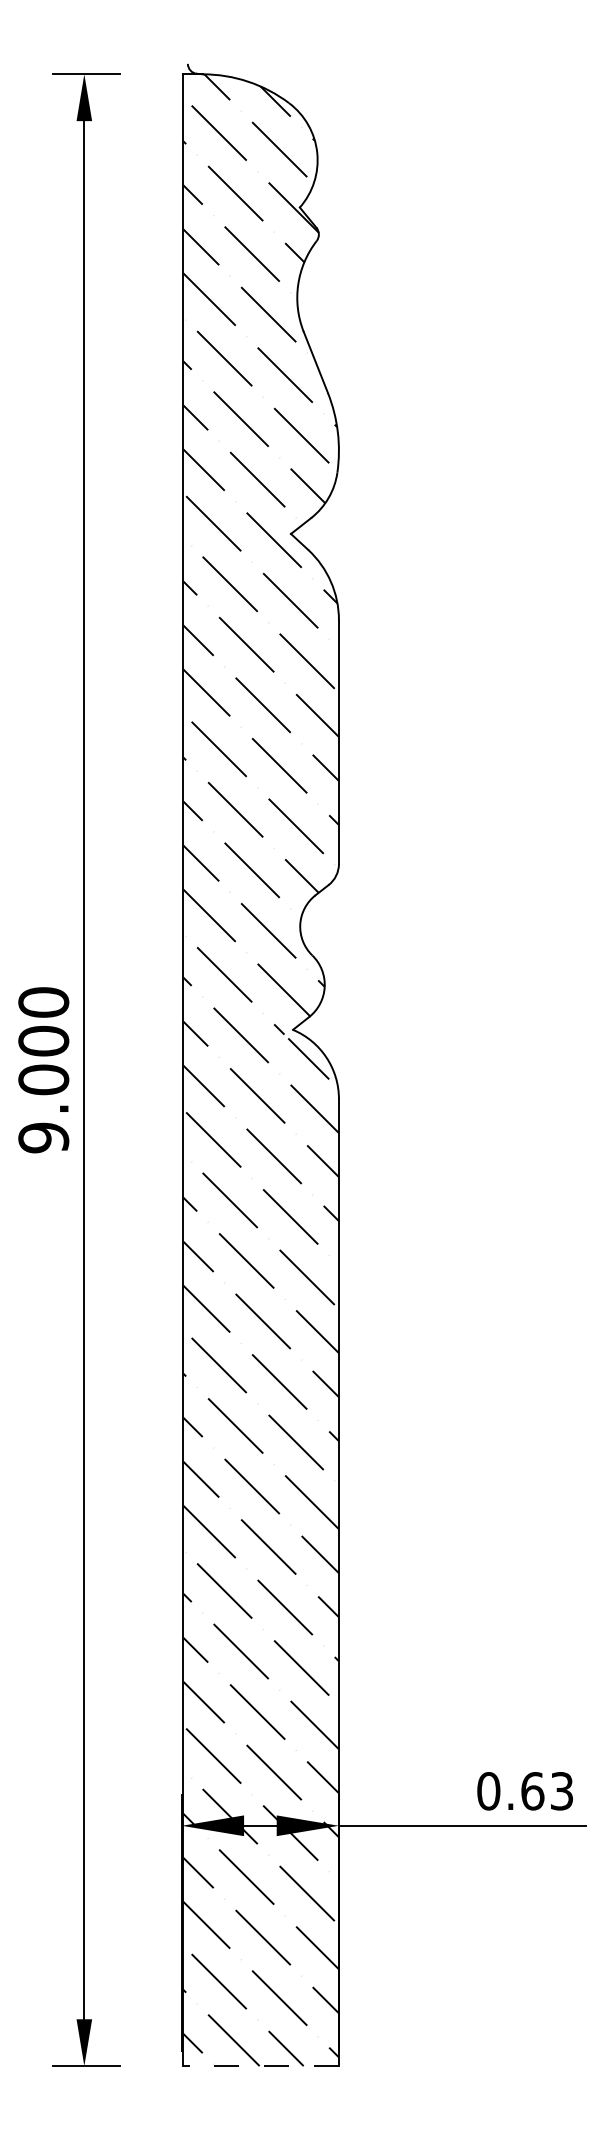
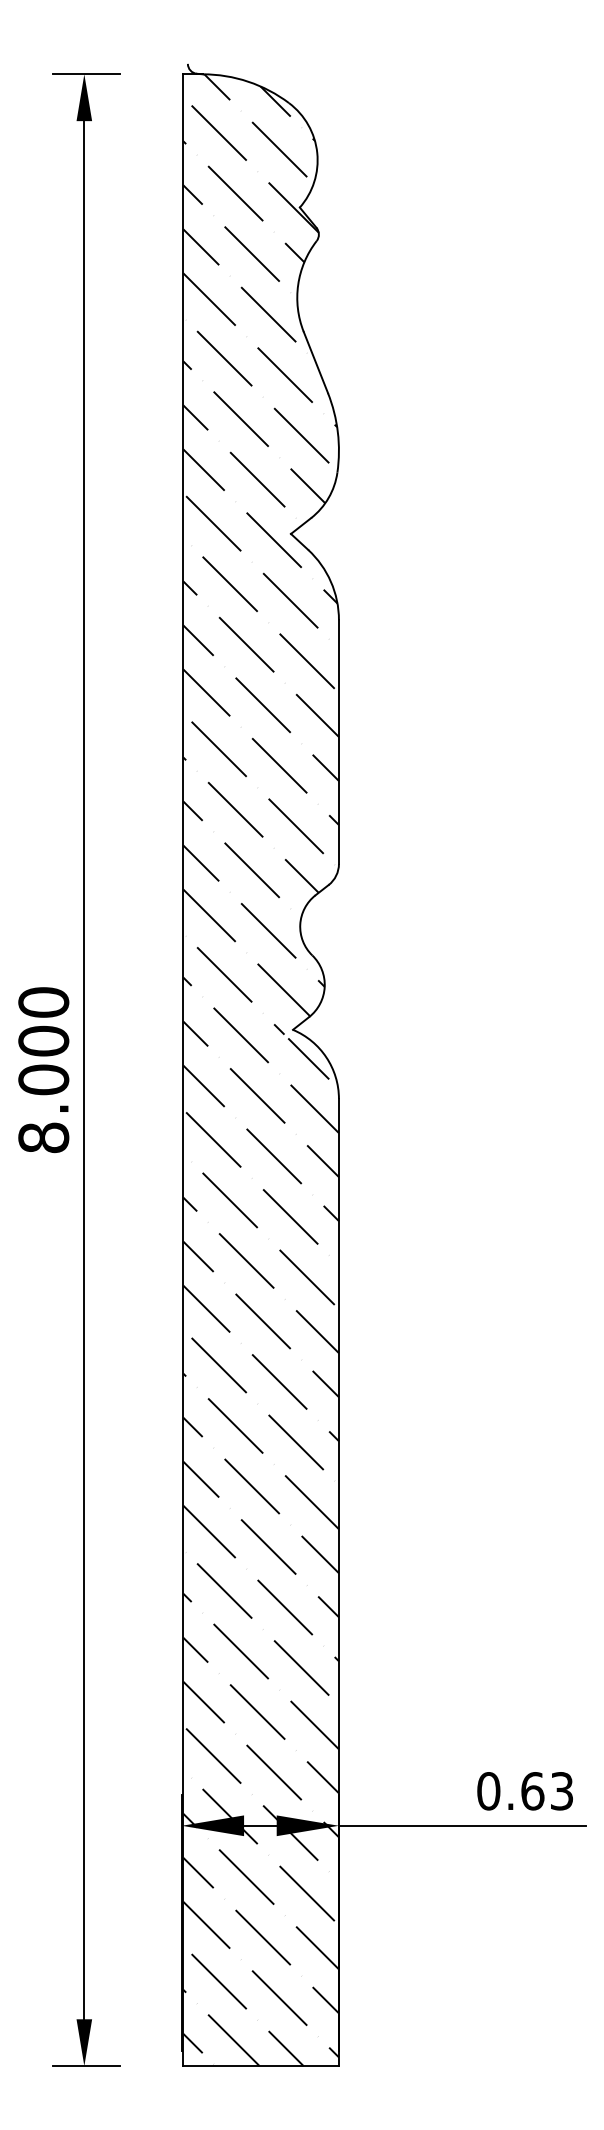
text: 9.000 -> 8.000 (43, 1137)
line: dashed -> solid (261, 2066)
